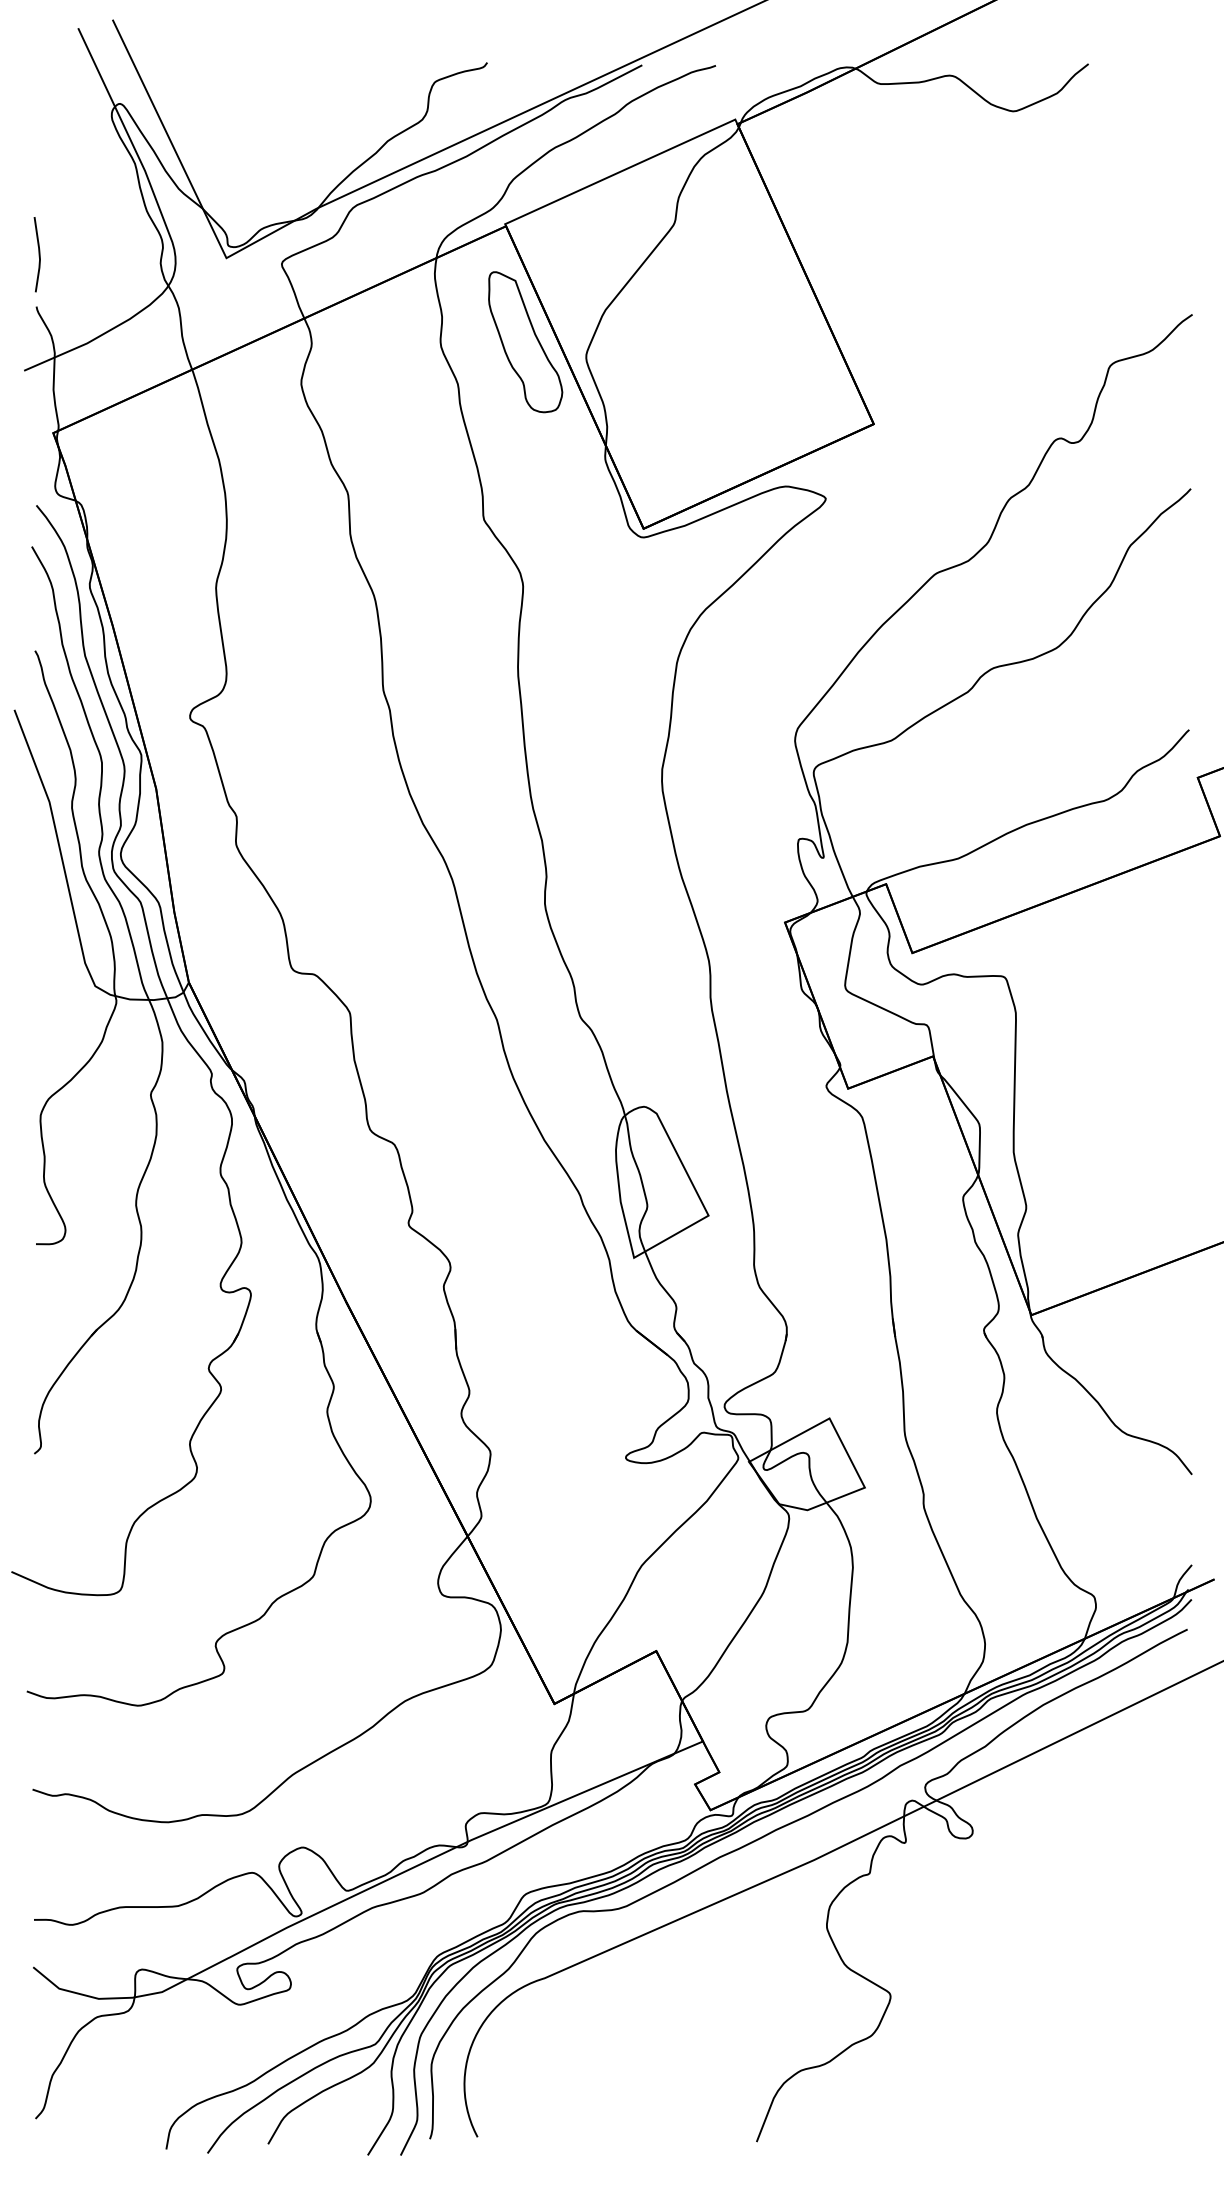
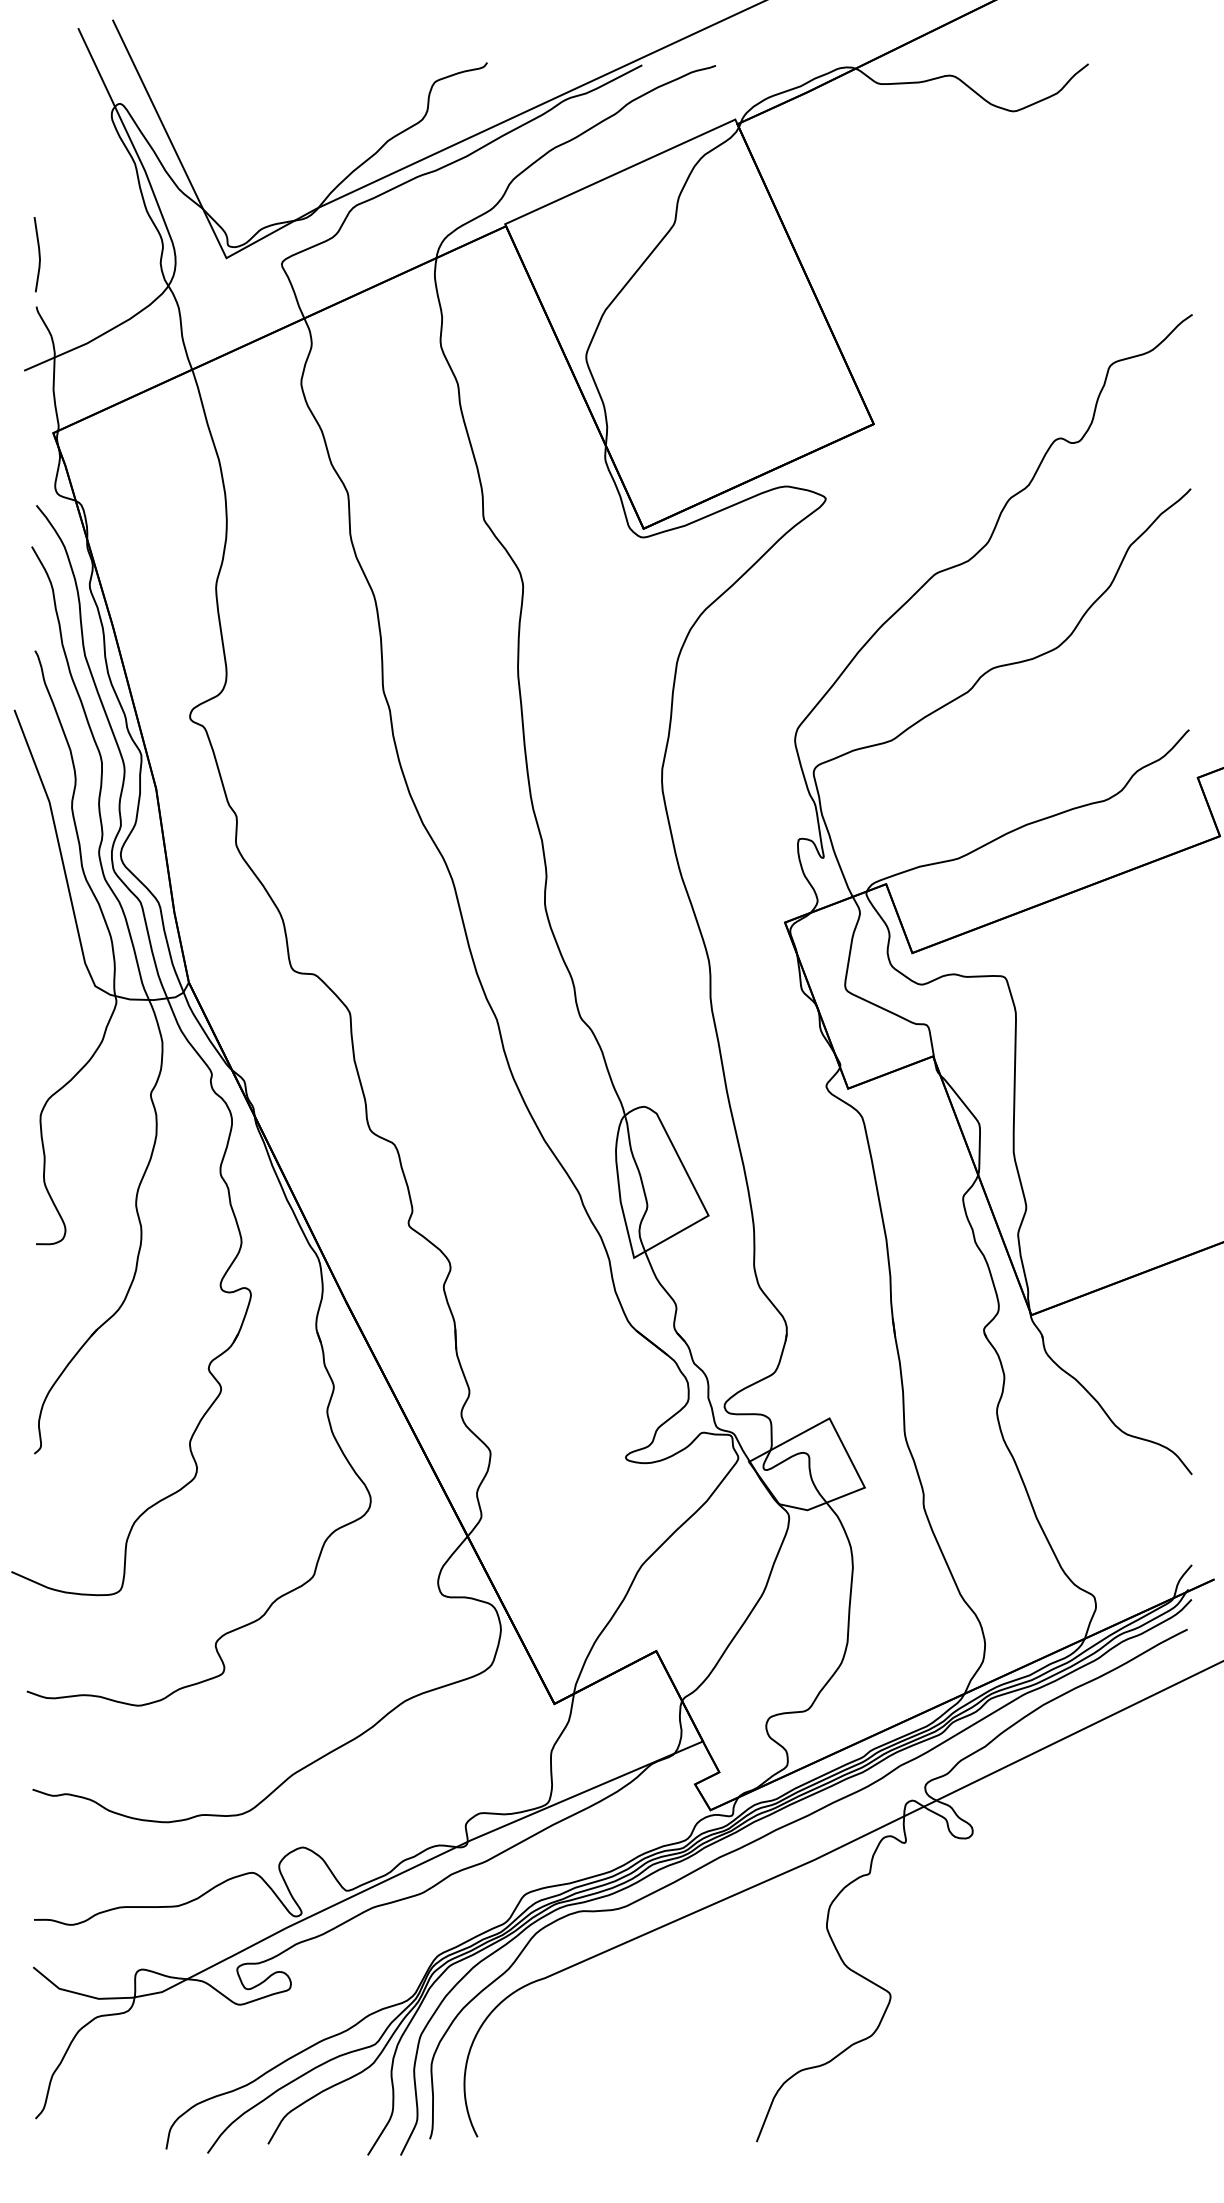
part: present -> none (525, 342)
